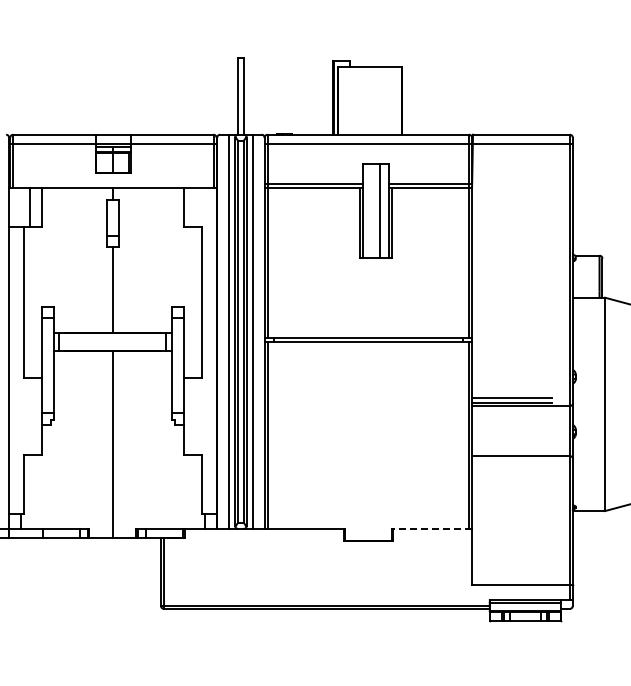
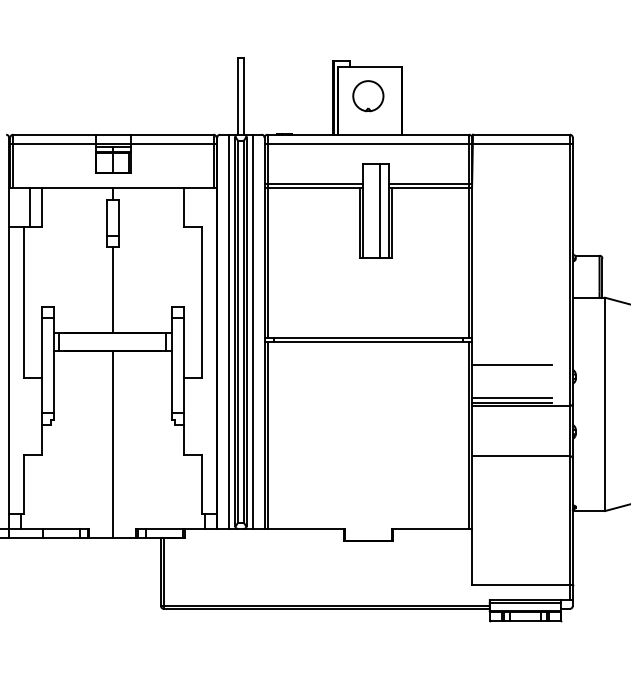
part: none -> present (368, 96)
line: none -> present (512, 365)
line: dashed -> solid (432, 528)
